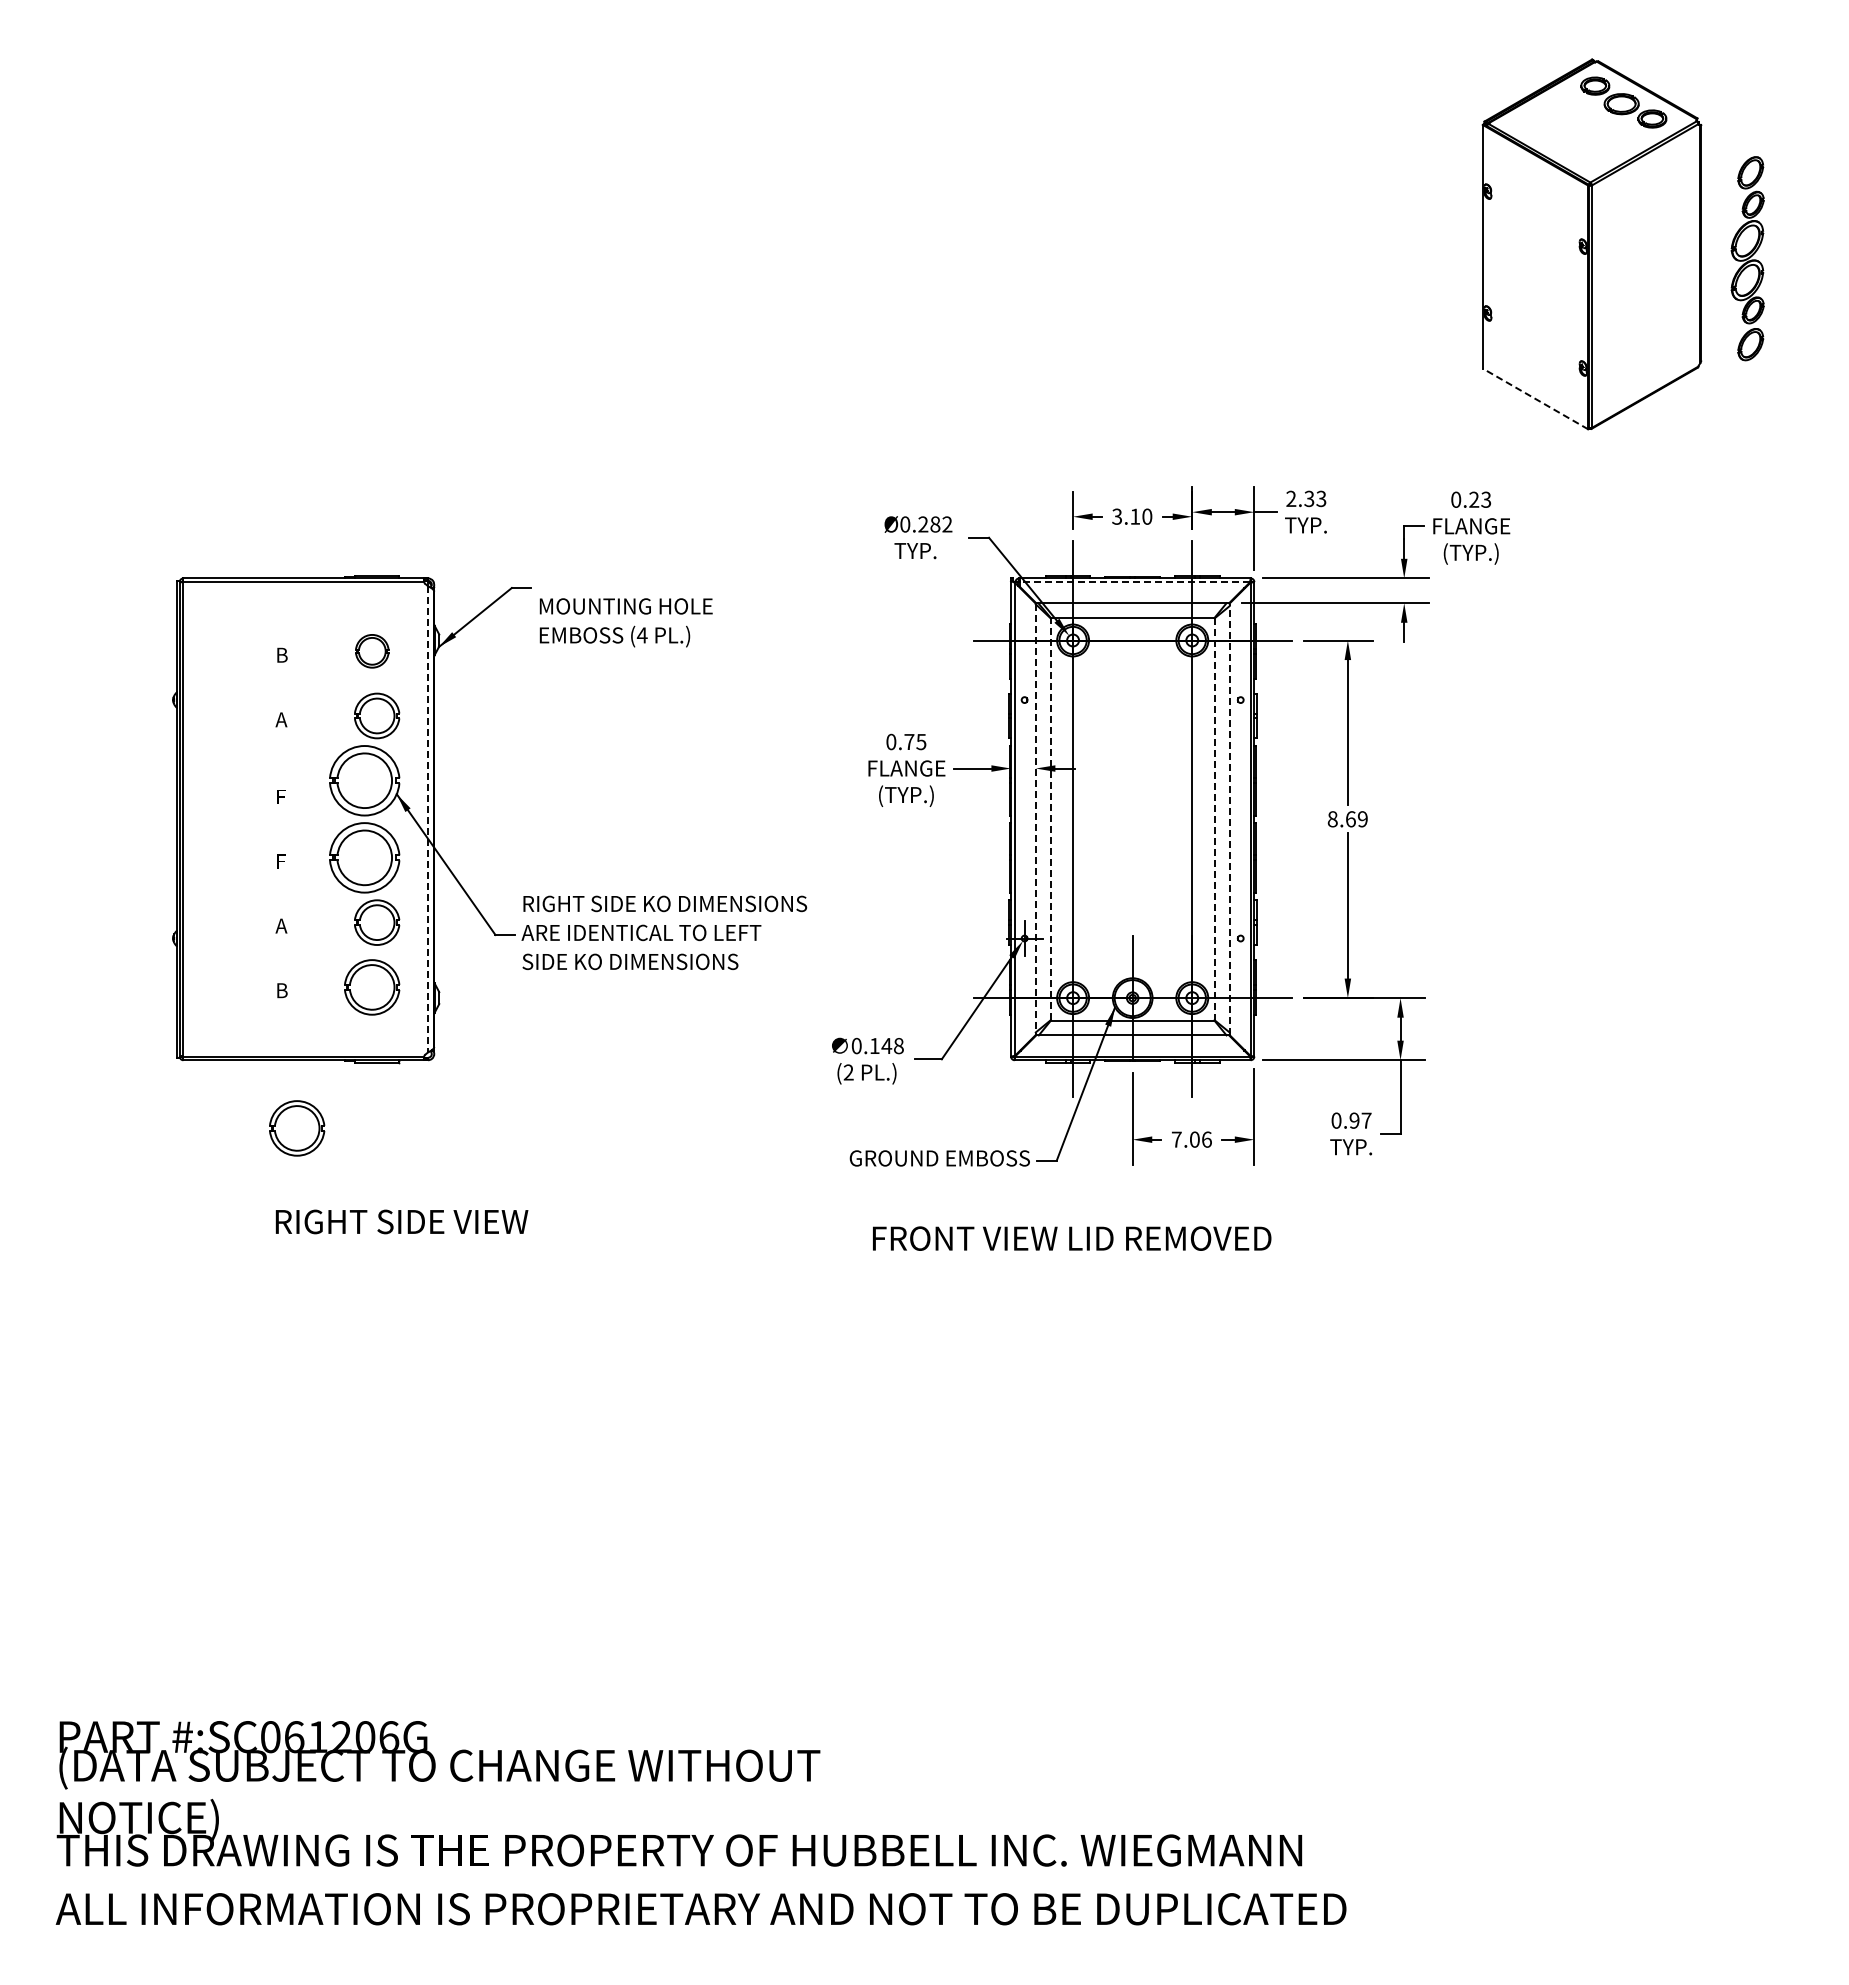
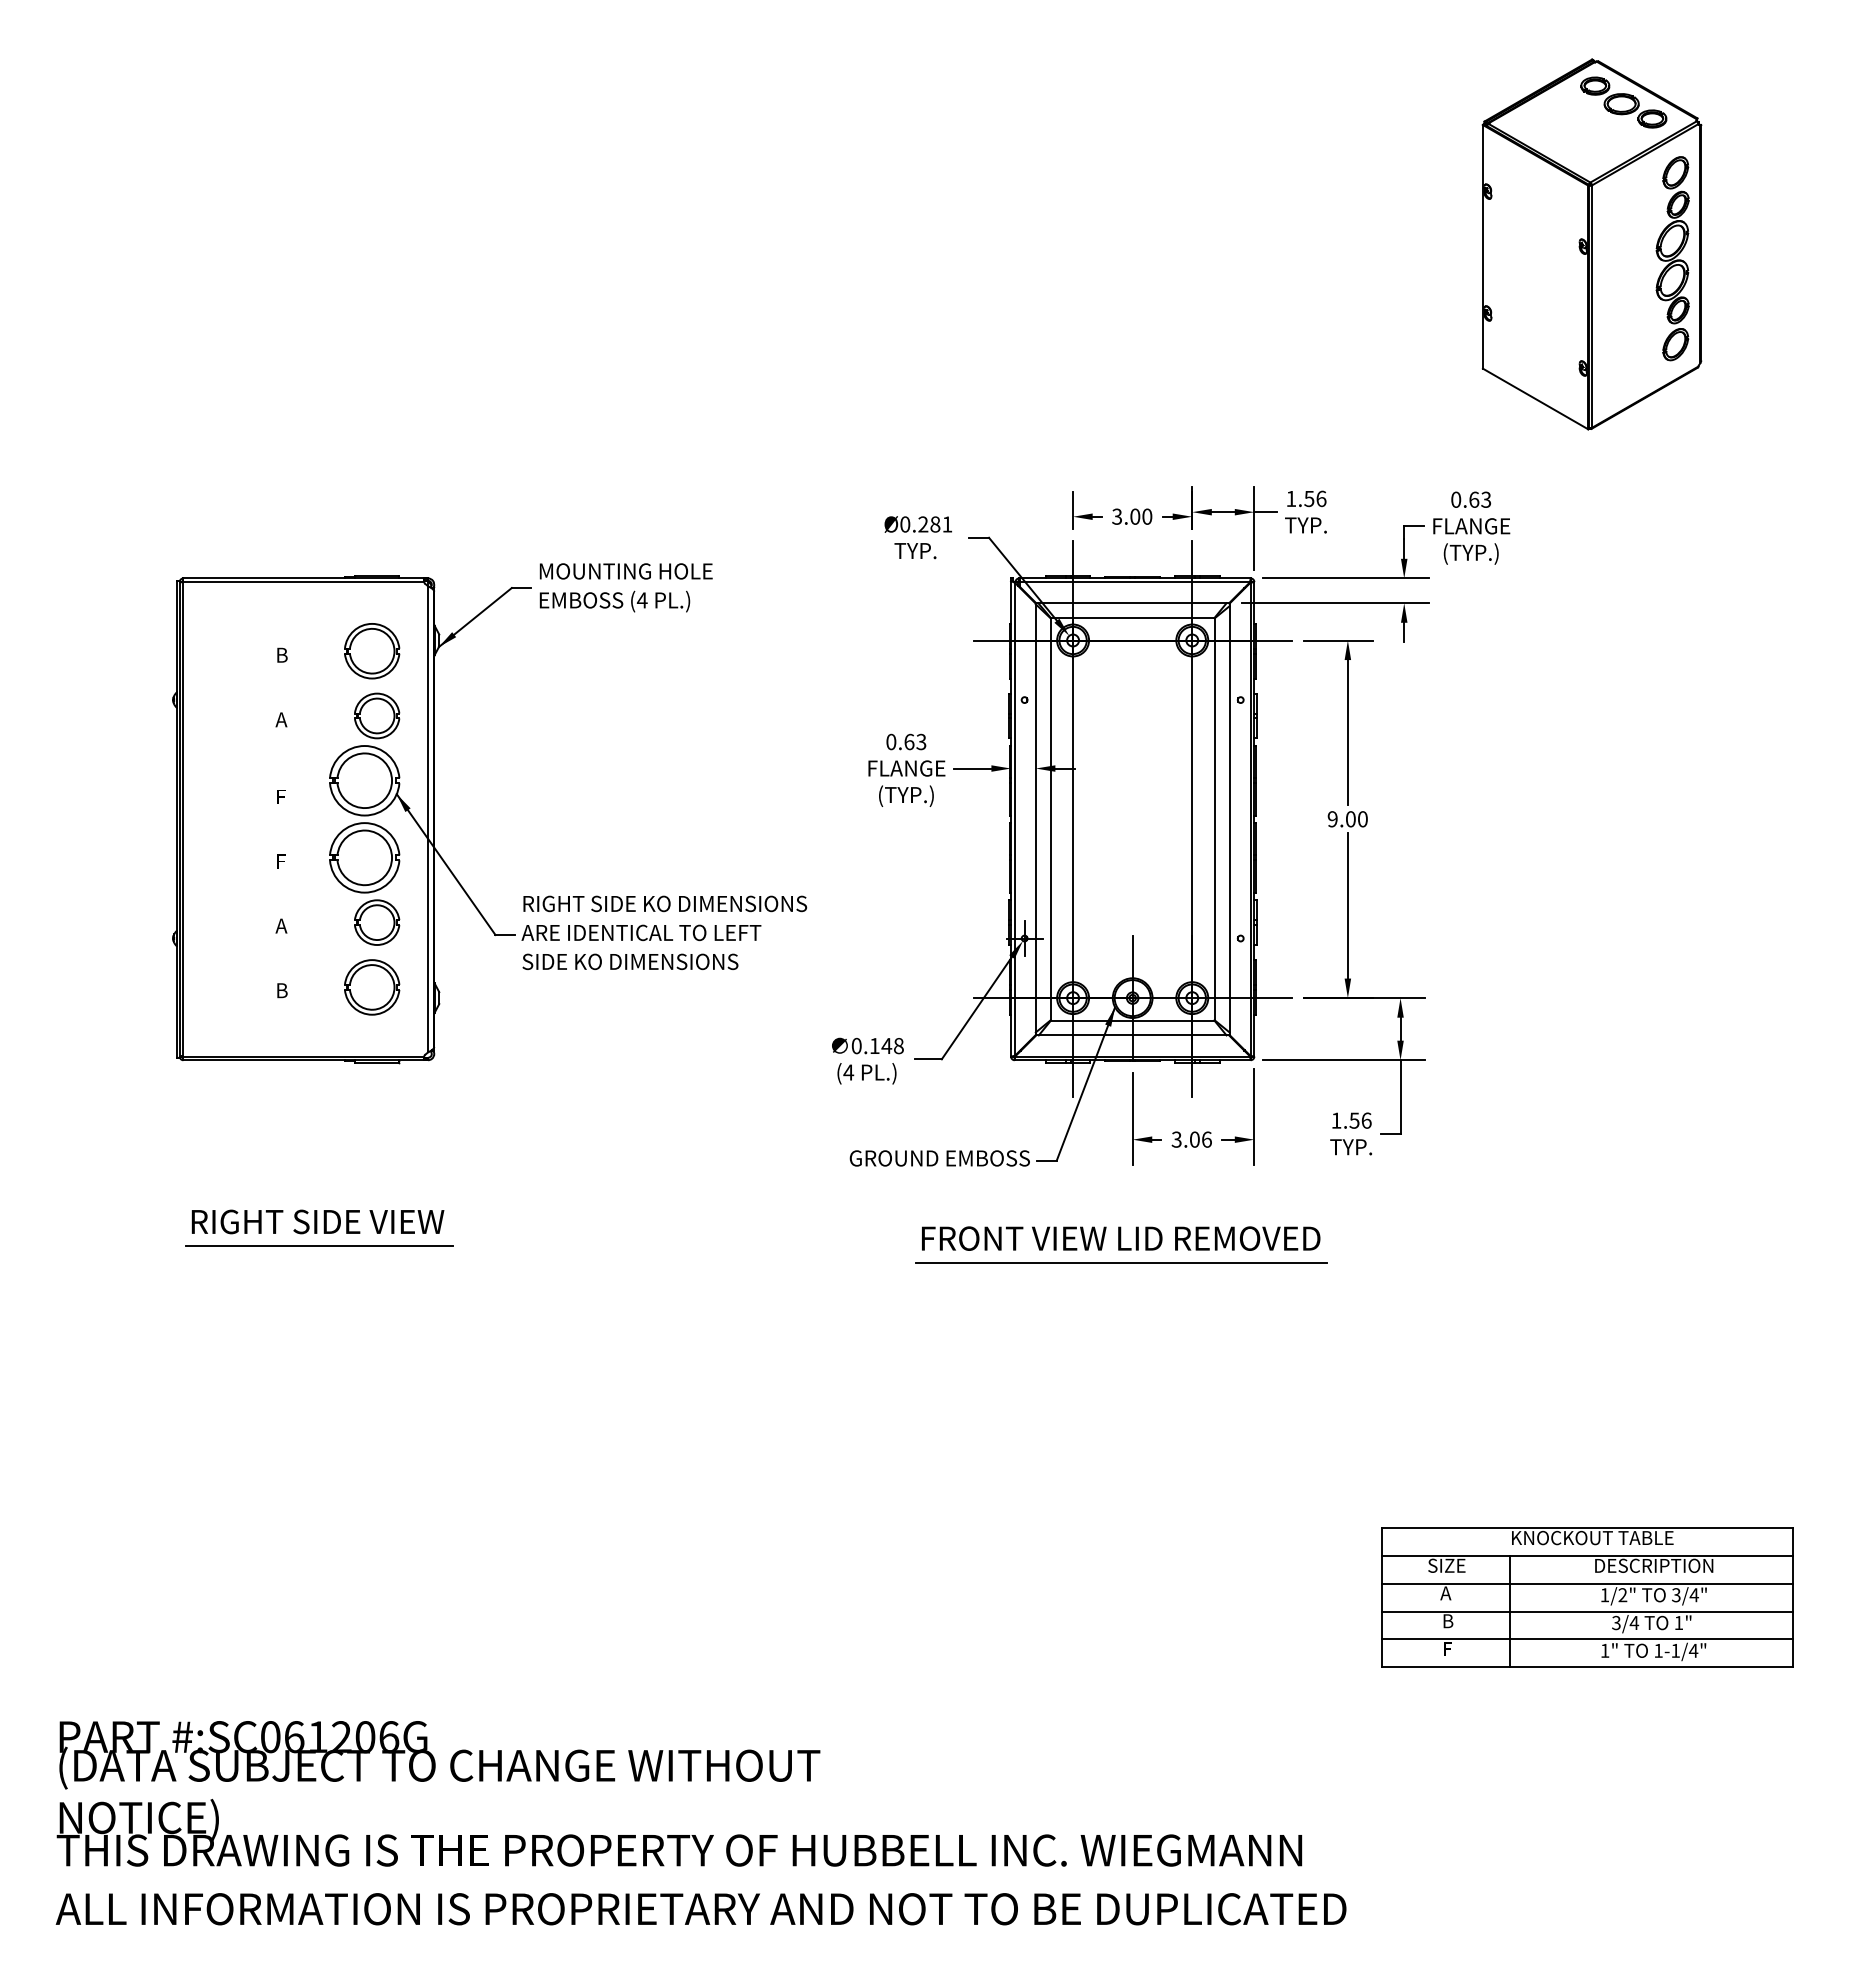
part position: (1747, 258) -> (1672, 258) (1672, 258)
line: dashed -> solid (1535, 399)
text: 2.33 -> 1.56 (1306, 498)
text: 0.23 -> 0.63 (1474, 499)
text: 3.10 -> 3.00 (1135, 516)
text: Ø0.282 -> Ø0.281 (947, 524)
line: dashed -> solid (1134, 582)
text position: (625, 622) -> (625, 587) (625, 587)
part size: 35x35 px -> 57x57 px (372, 651)
text: 0.75 -> 0.63 (915, 741)
line: dashed -> solid (428, 819)
line: dashed -> solid (1035, 819)
line: dashed -> solid (1050, 819)
line: dashed -> solid (1214, 819)
line: dashed -> solid (1229, 819)
text: 8.69 -> 9.00 (1347, 819)
text: (2 -> (4 (848, 1072)
text: 0.97 -> 1.56 (1351, 1120)
part: present -> none (297, 1128)
text: 7.06 -> 3.06 (1176, 1139)
text position: (401, 1221) -> (317, 1221) (317, 1221)
text position: (1072, 1238) -> (1121, 1238) (1121, 1238)
line: none -> present (319, 1246)
line: none -> present (1121, 1262)
part: none -> present (1587, 1597)
